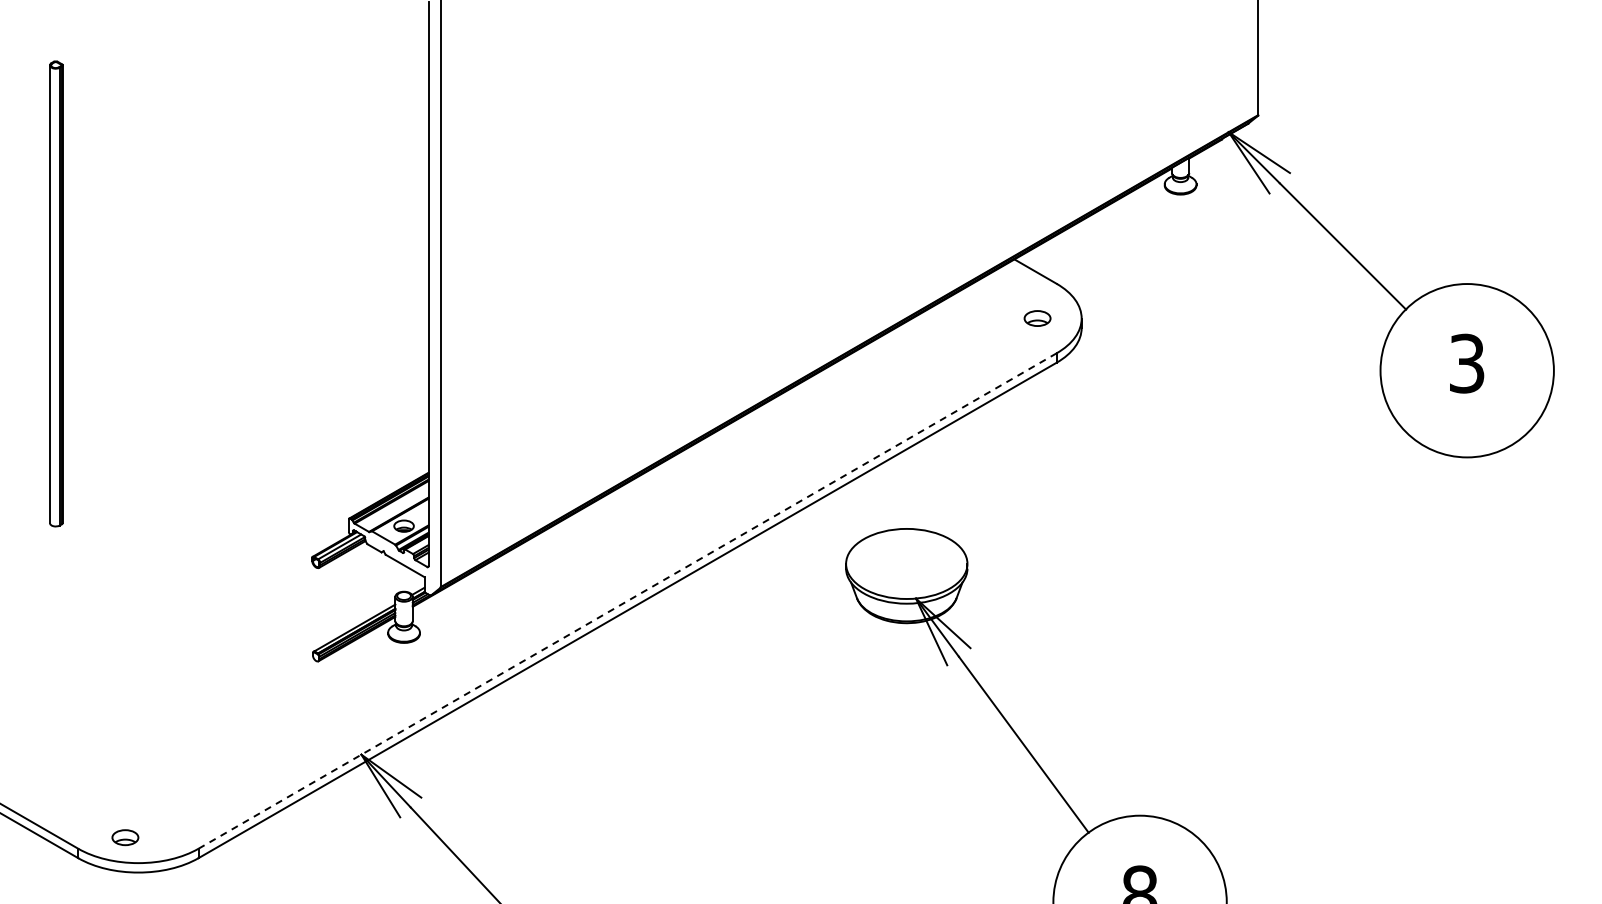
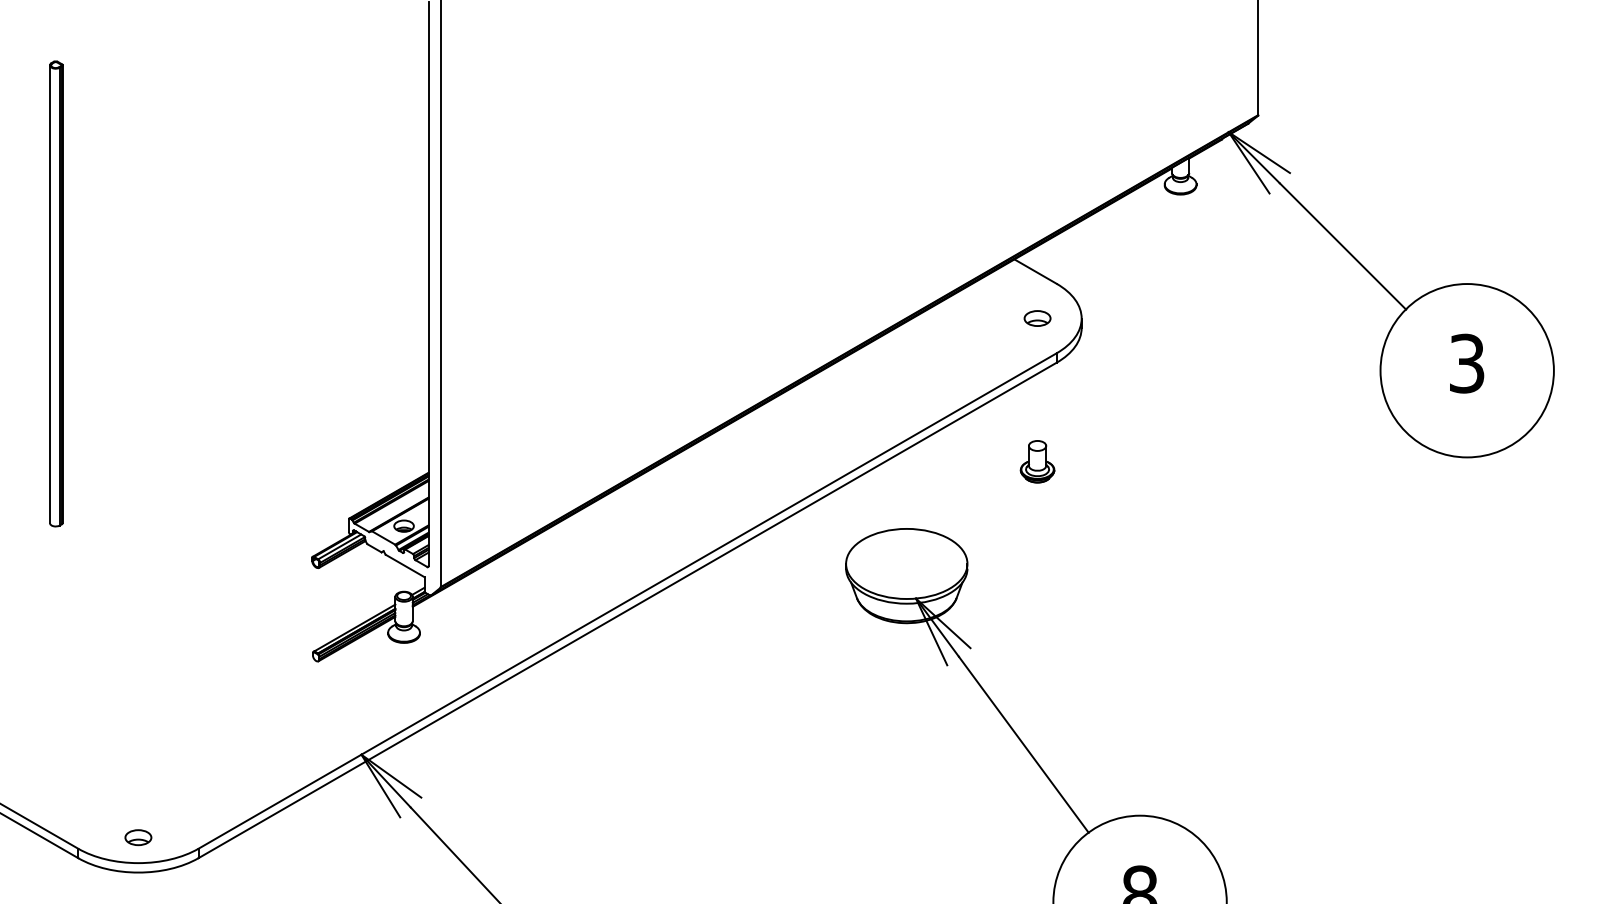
part: none -> present (1037, 461)
line: dashed -> solid (627, 601)
part position: (125, 837) -> (138, 837) (138, 837)
